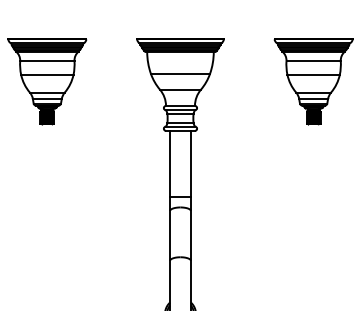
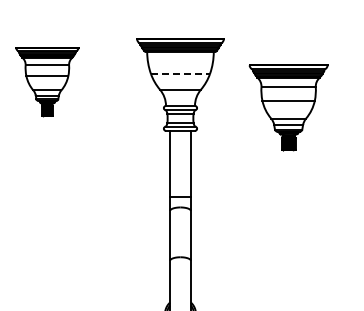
line: solid -> dashed (180, 73)
part size: 81x88 px -> 65x71 px (47, 82)
part position: (313, 81) -> (288, 107) (288, 107)
